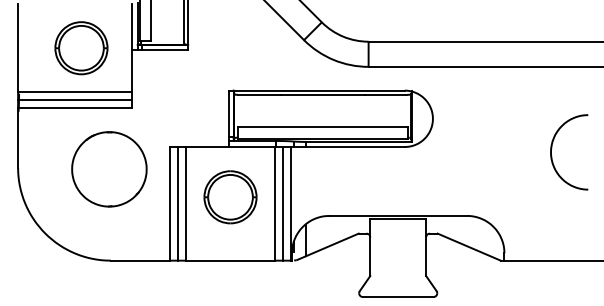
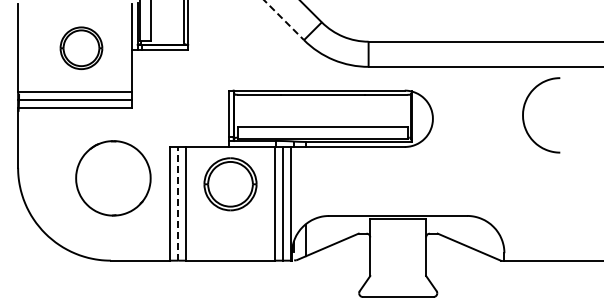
line: solid -> dashed (284, 20)
part size: 55x55 px -> 45x44 px (81, 47)
curve position: (552, 148) -> (524, 111) (524, 111)
part position: (109, 169) -> (113, 178) (113, 178)
part position: (230, 197) -> (230, 184) (230, 184)
line: solid -> dashed (178, 203)
